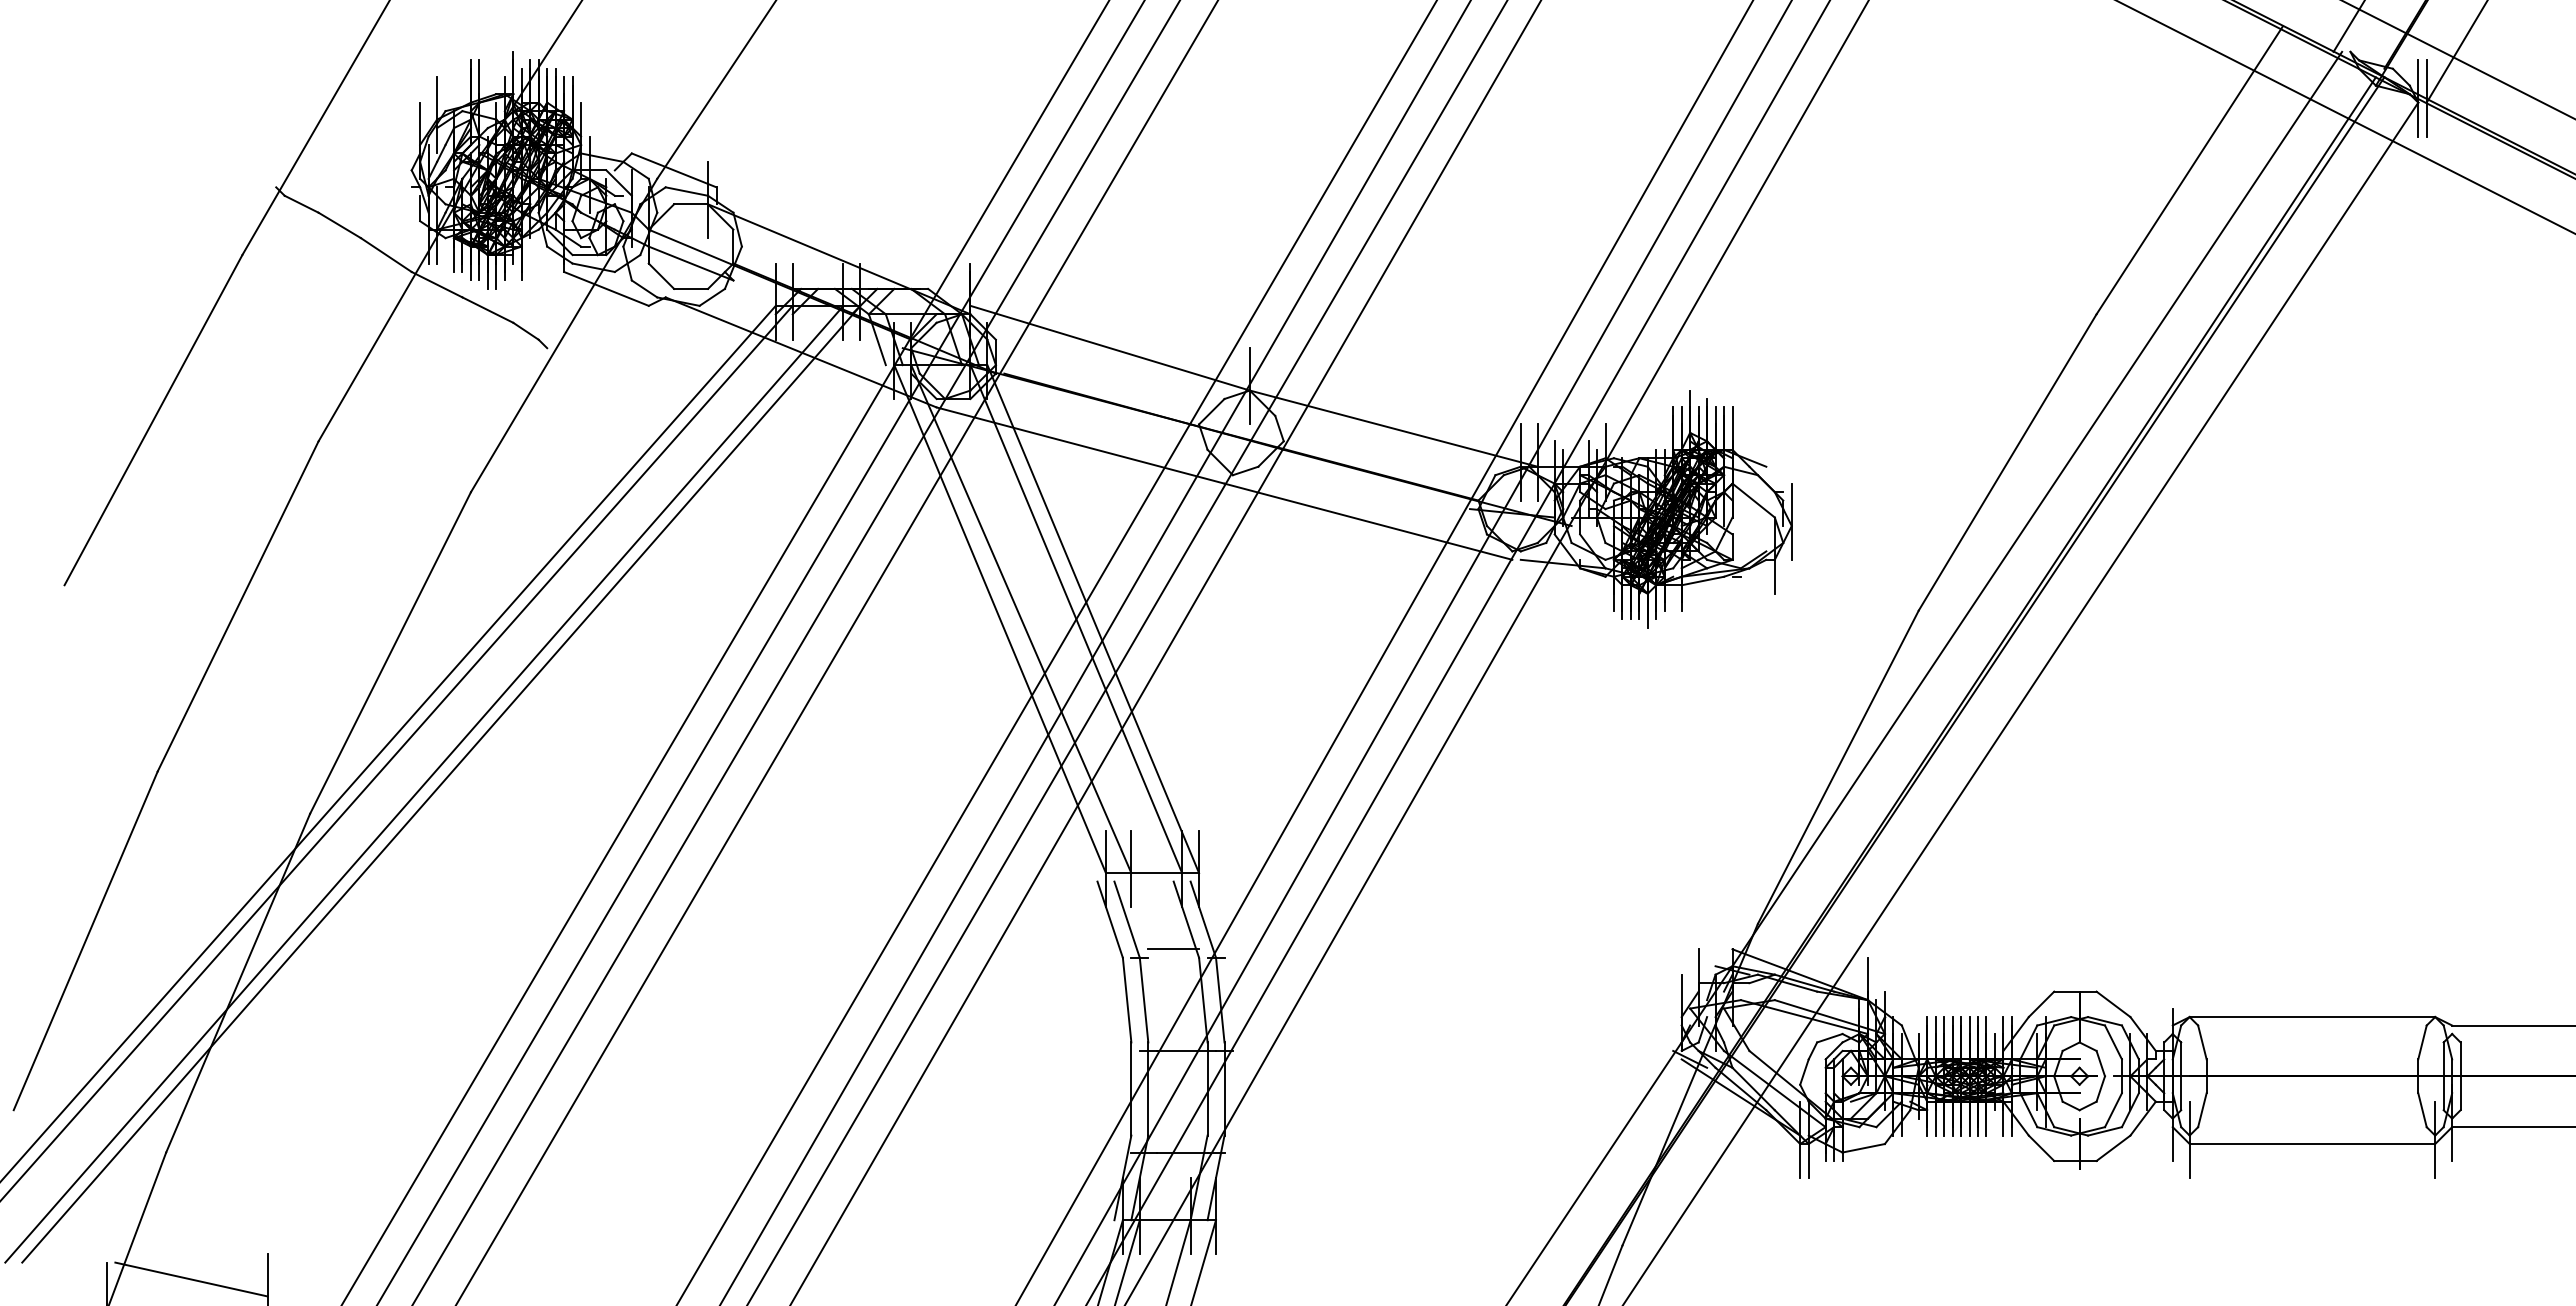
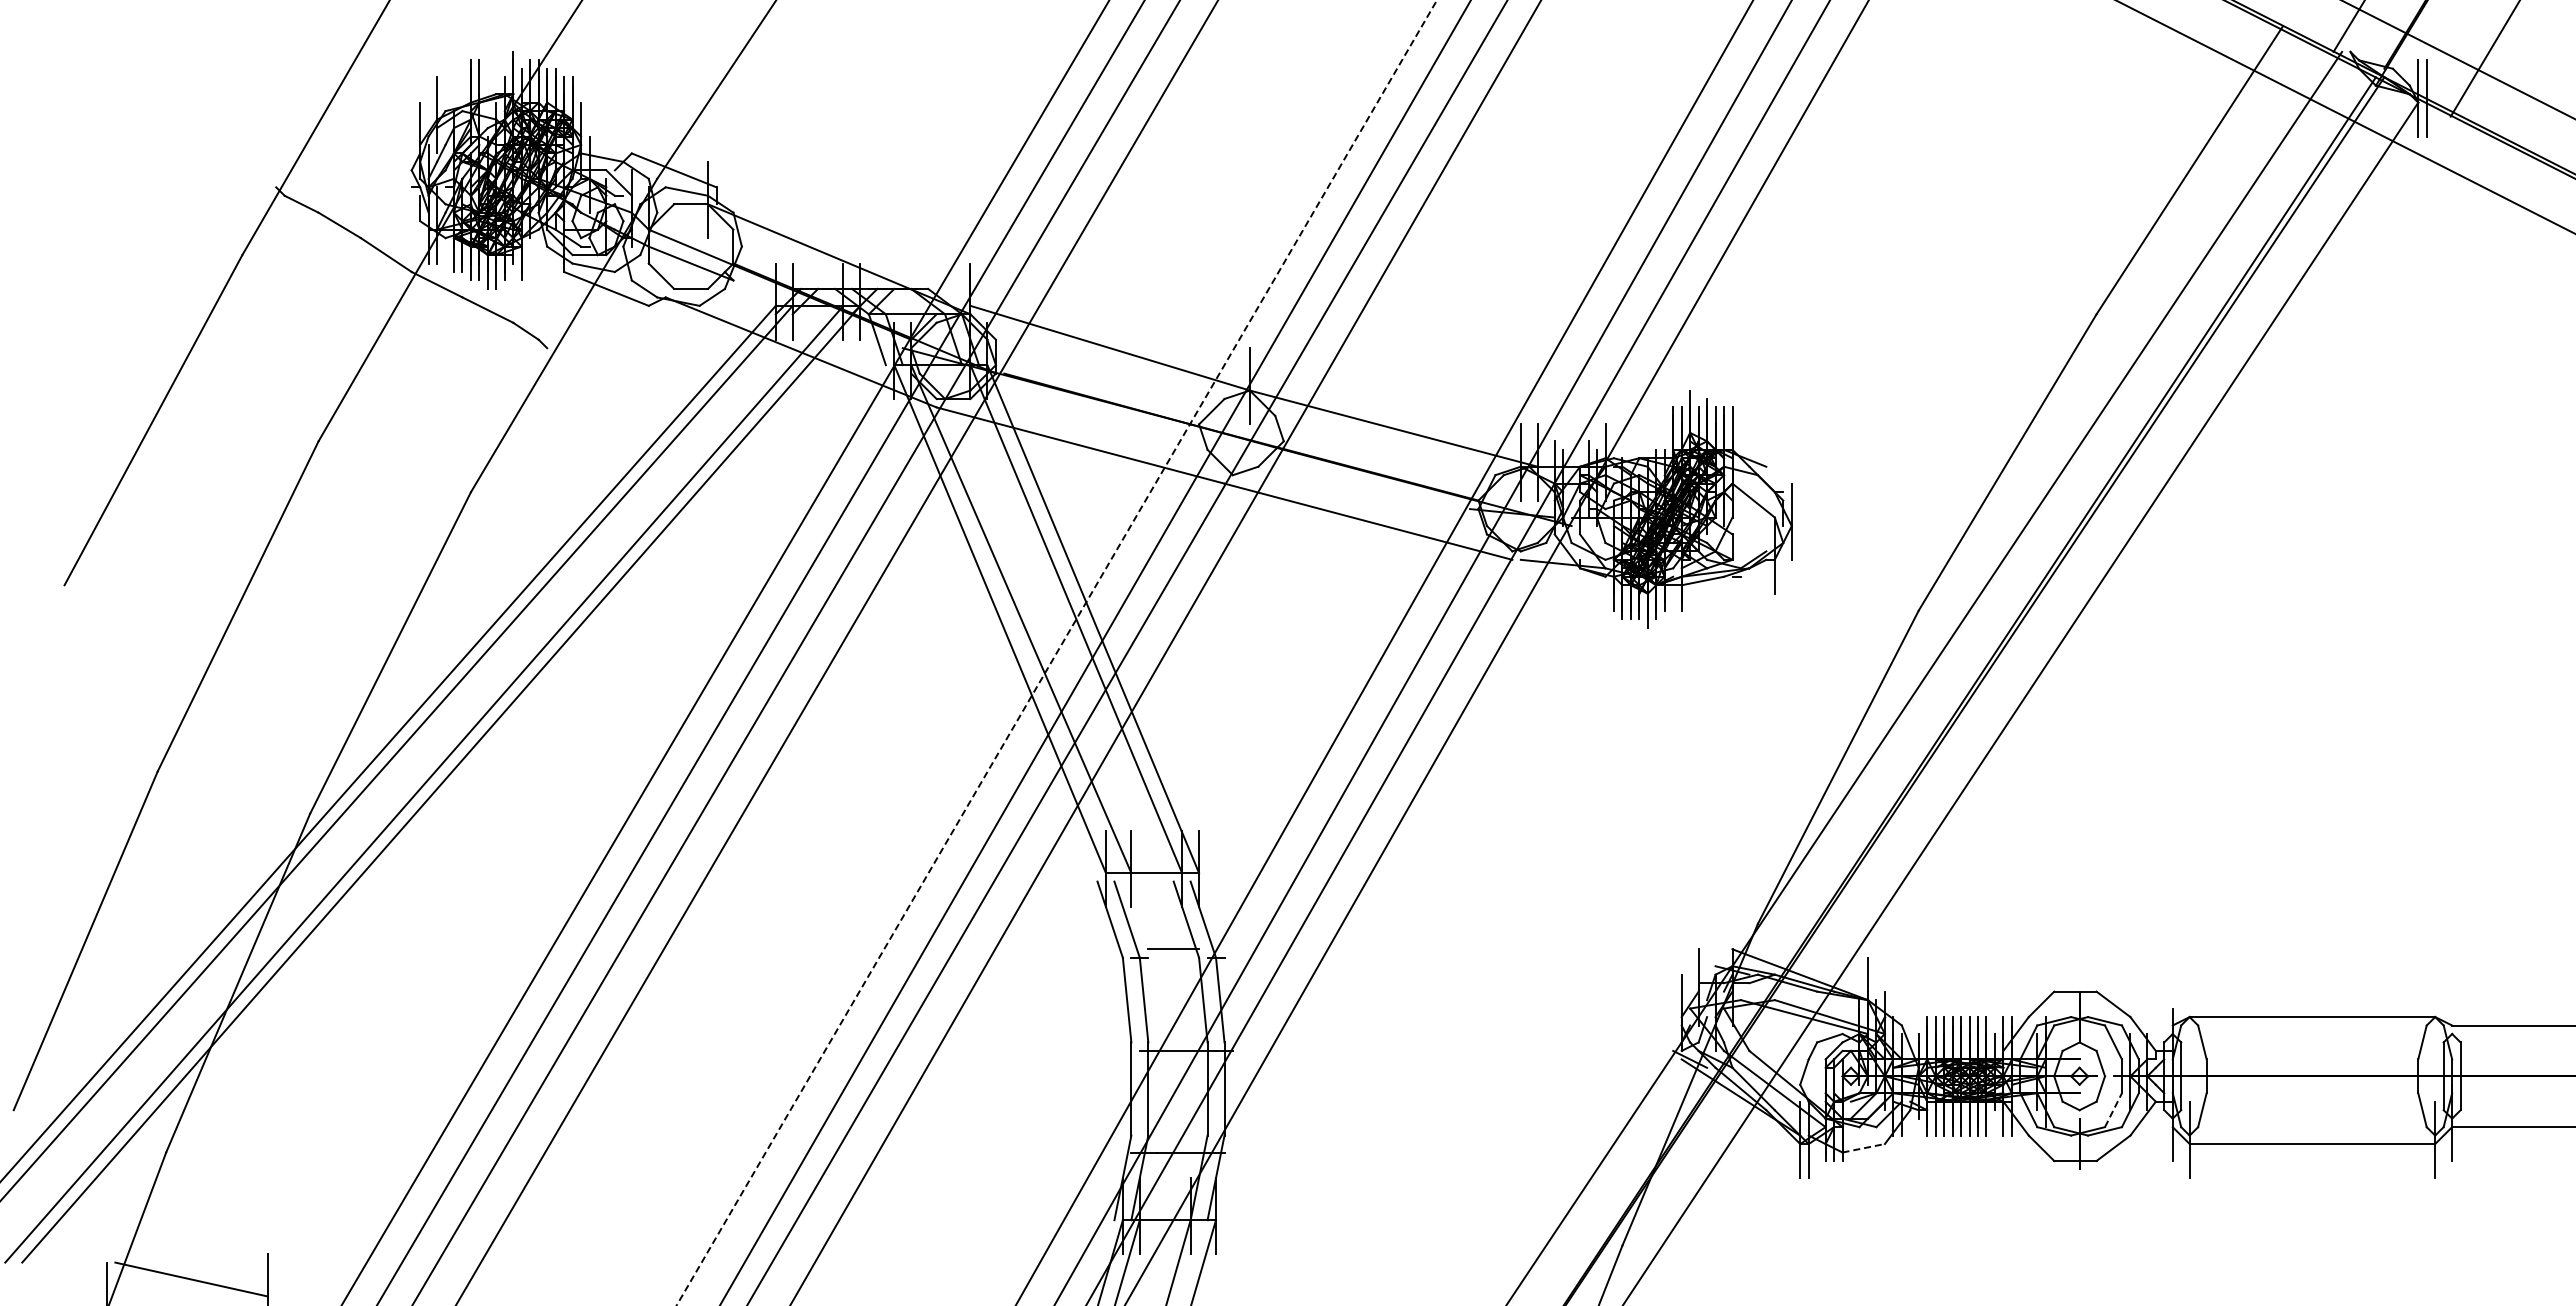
line position: (2456, 52) -> (2484, 59) (2484, 59)
line: solid -> dashed (1056, 653)
line: solid -> dashed (2113, 1110)
line: solid -> dashed (1863, 1148)
